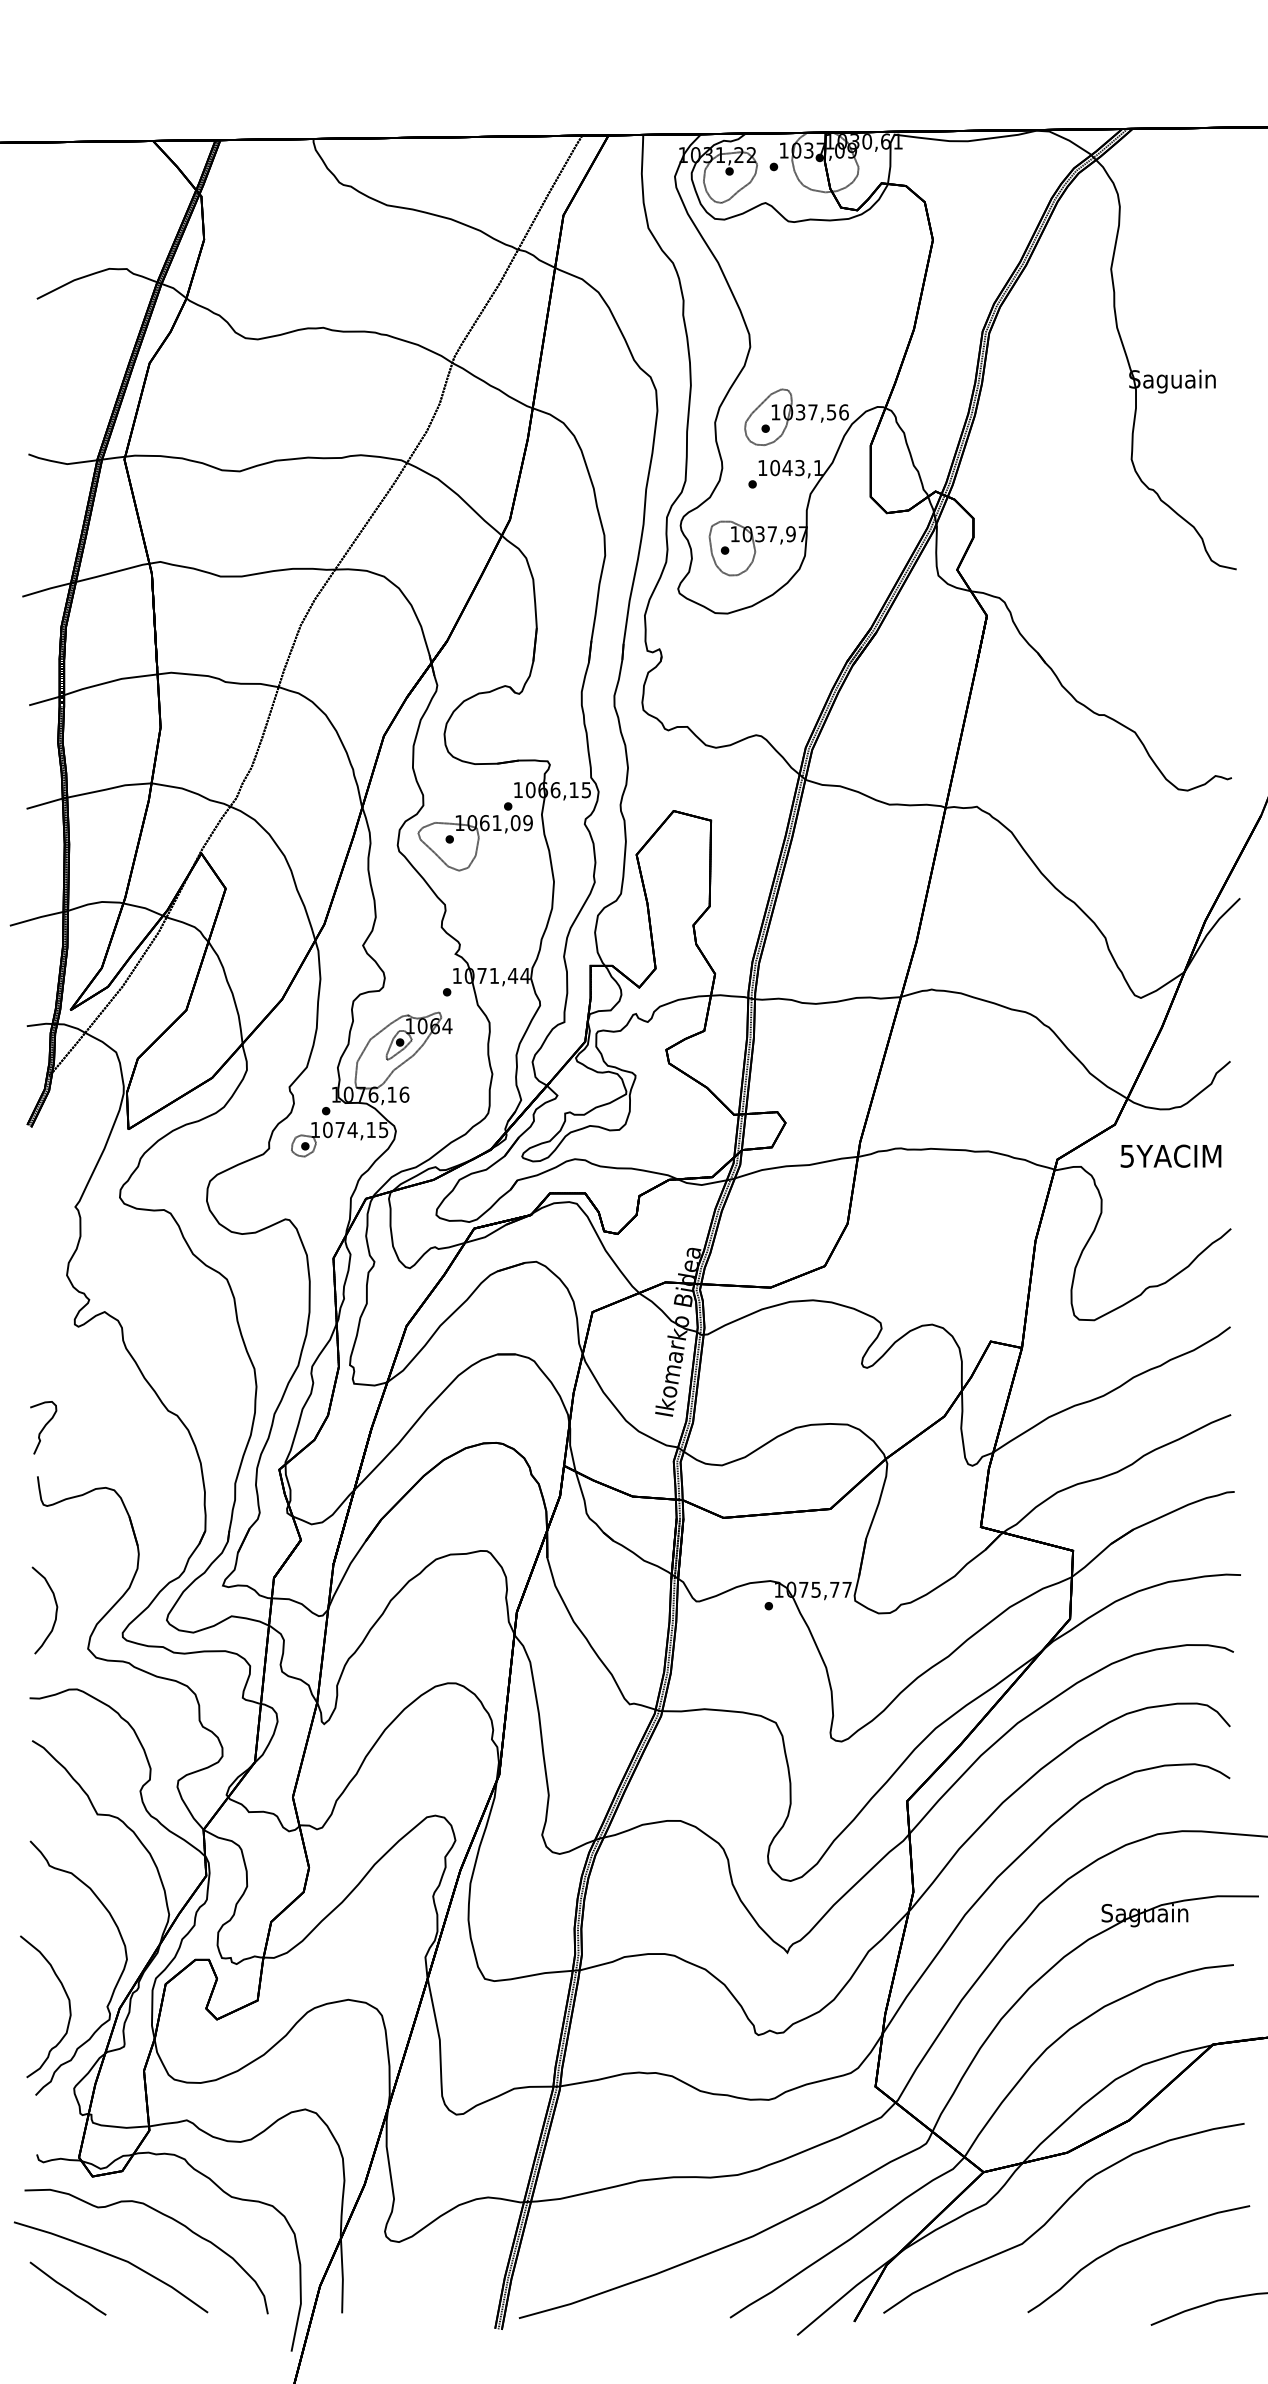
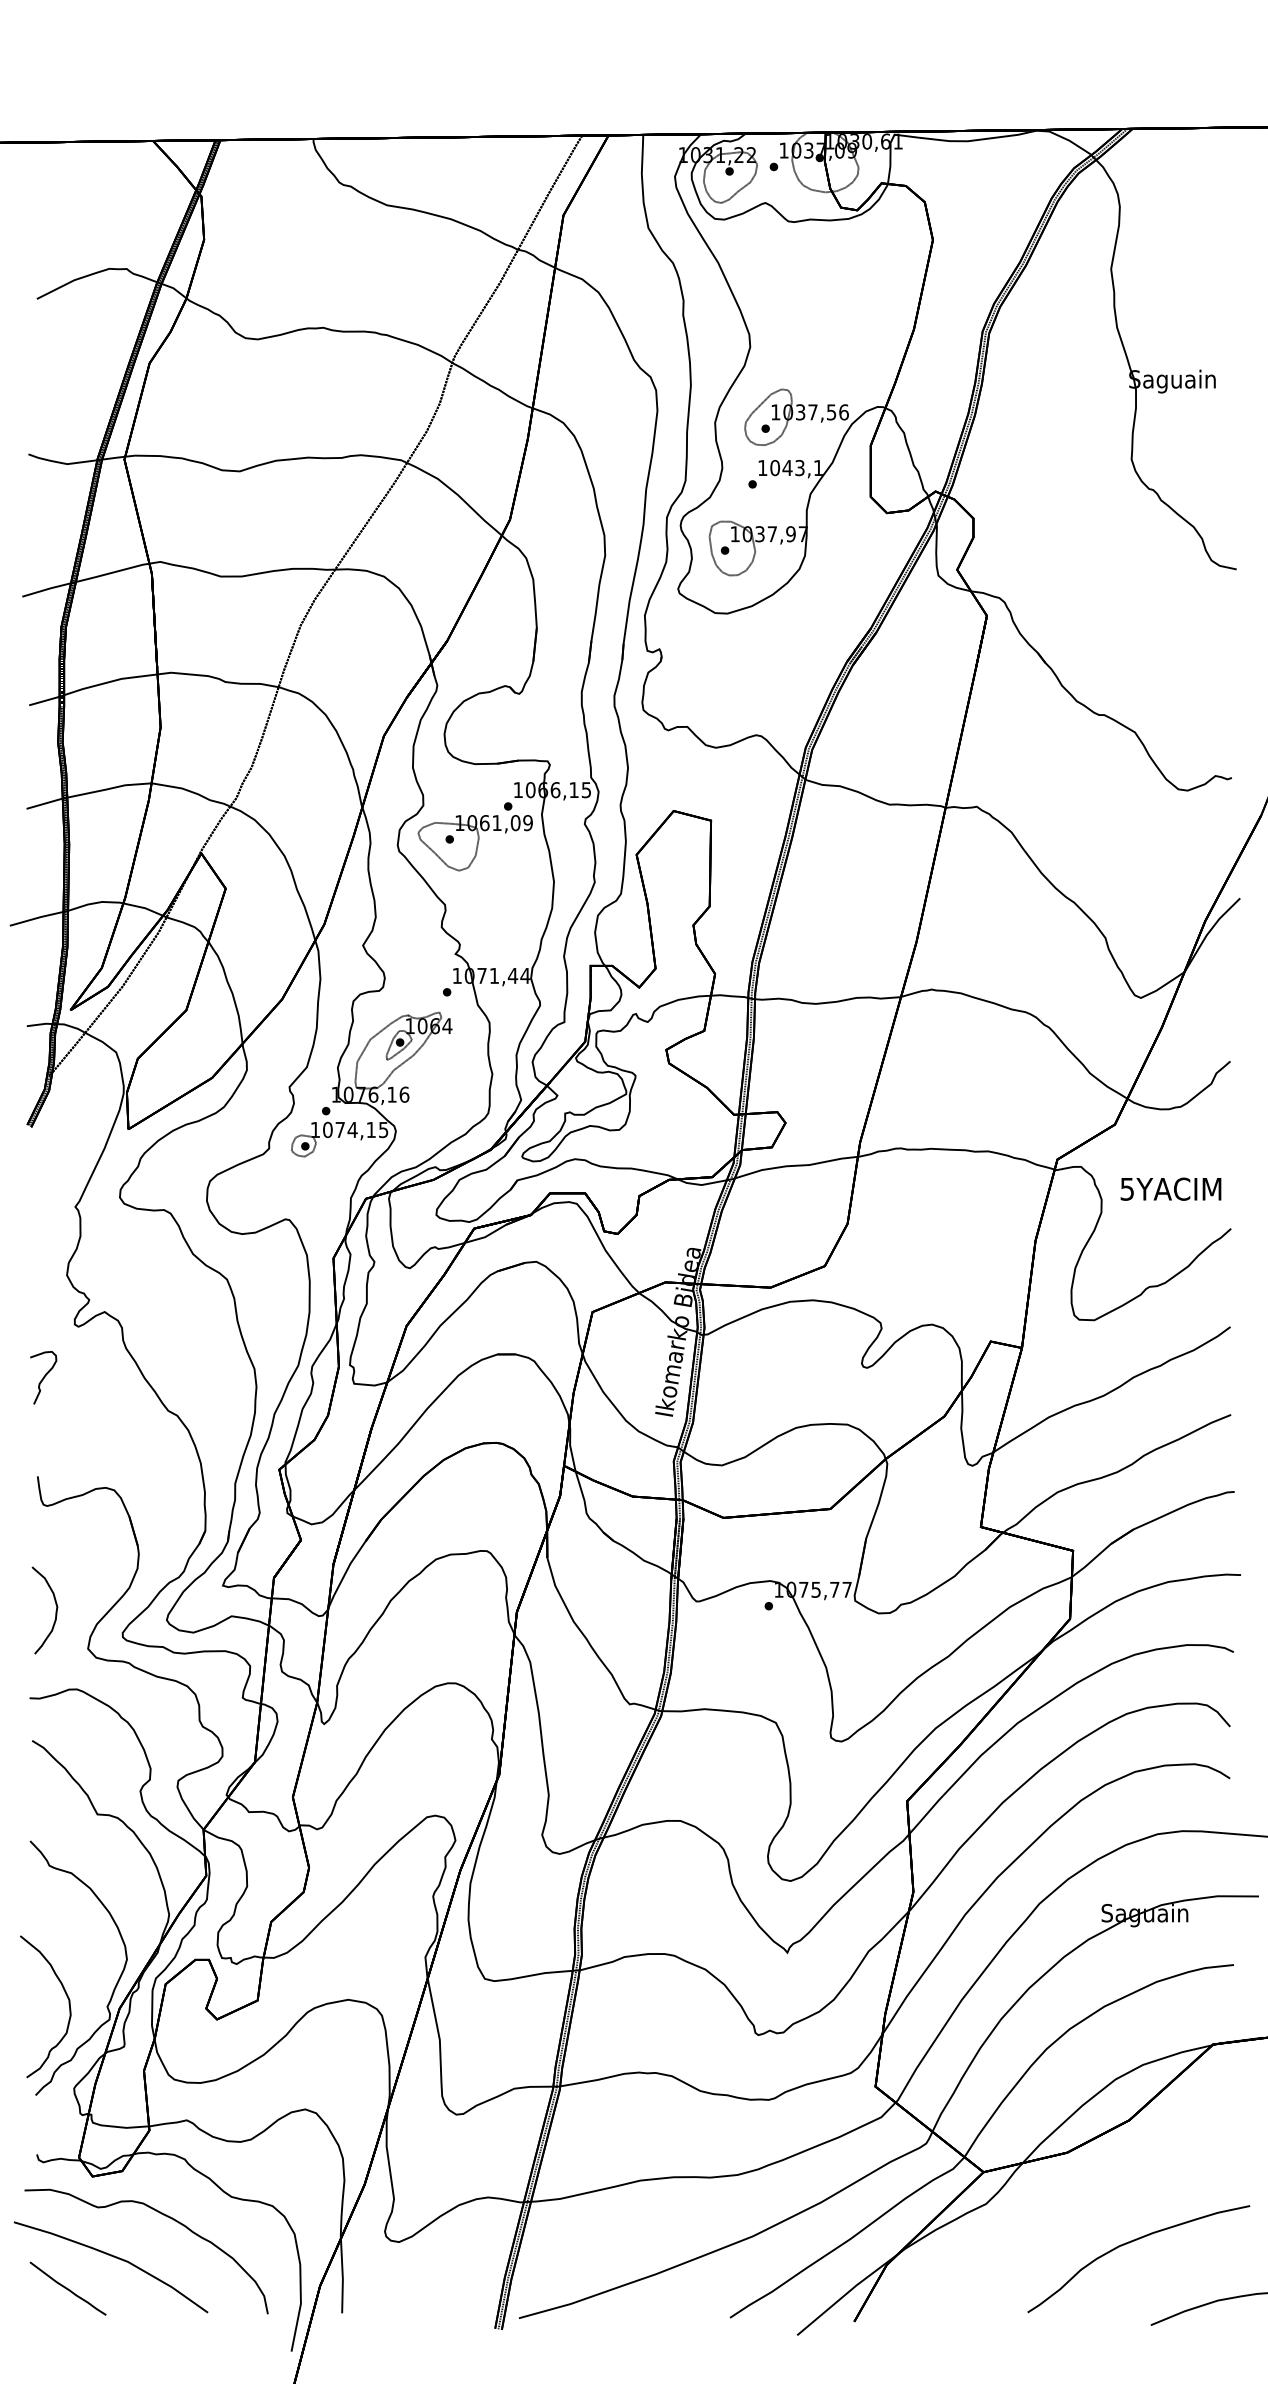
text position: (1170, 1155) -> (1170, 1188) (1170, 1188)
curve position: (43, 1427) -> (43, 1377) (43, 1377)
curve: present -> none (1057, 2212)
